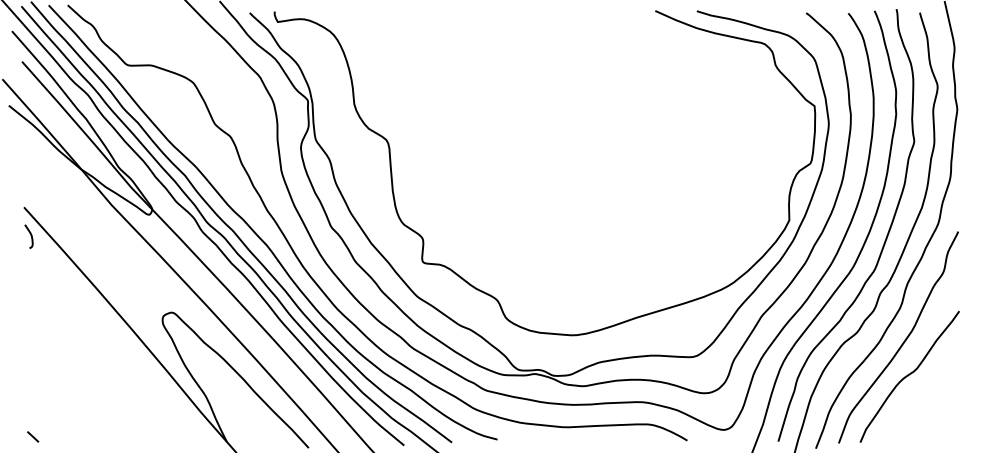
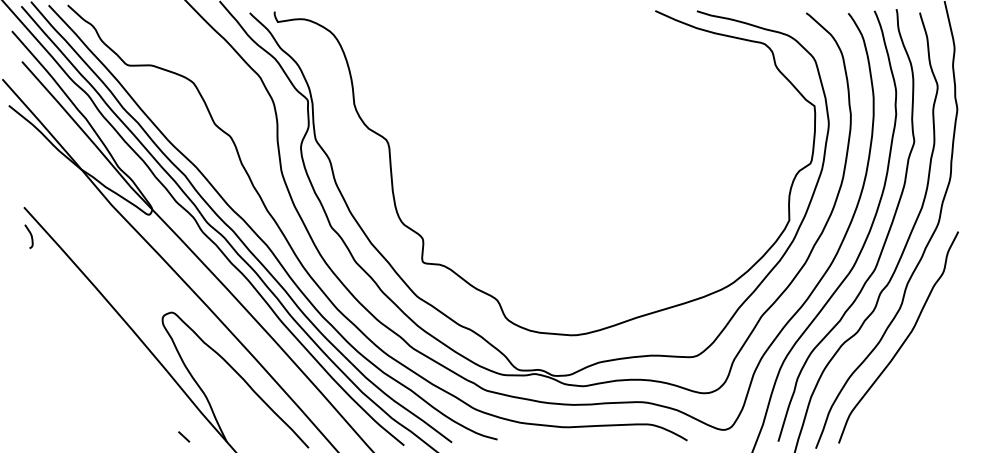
curve: present -> none (909, 375)
line position: (33, 436) -> (184, 436) (184, 436)
